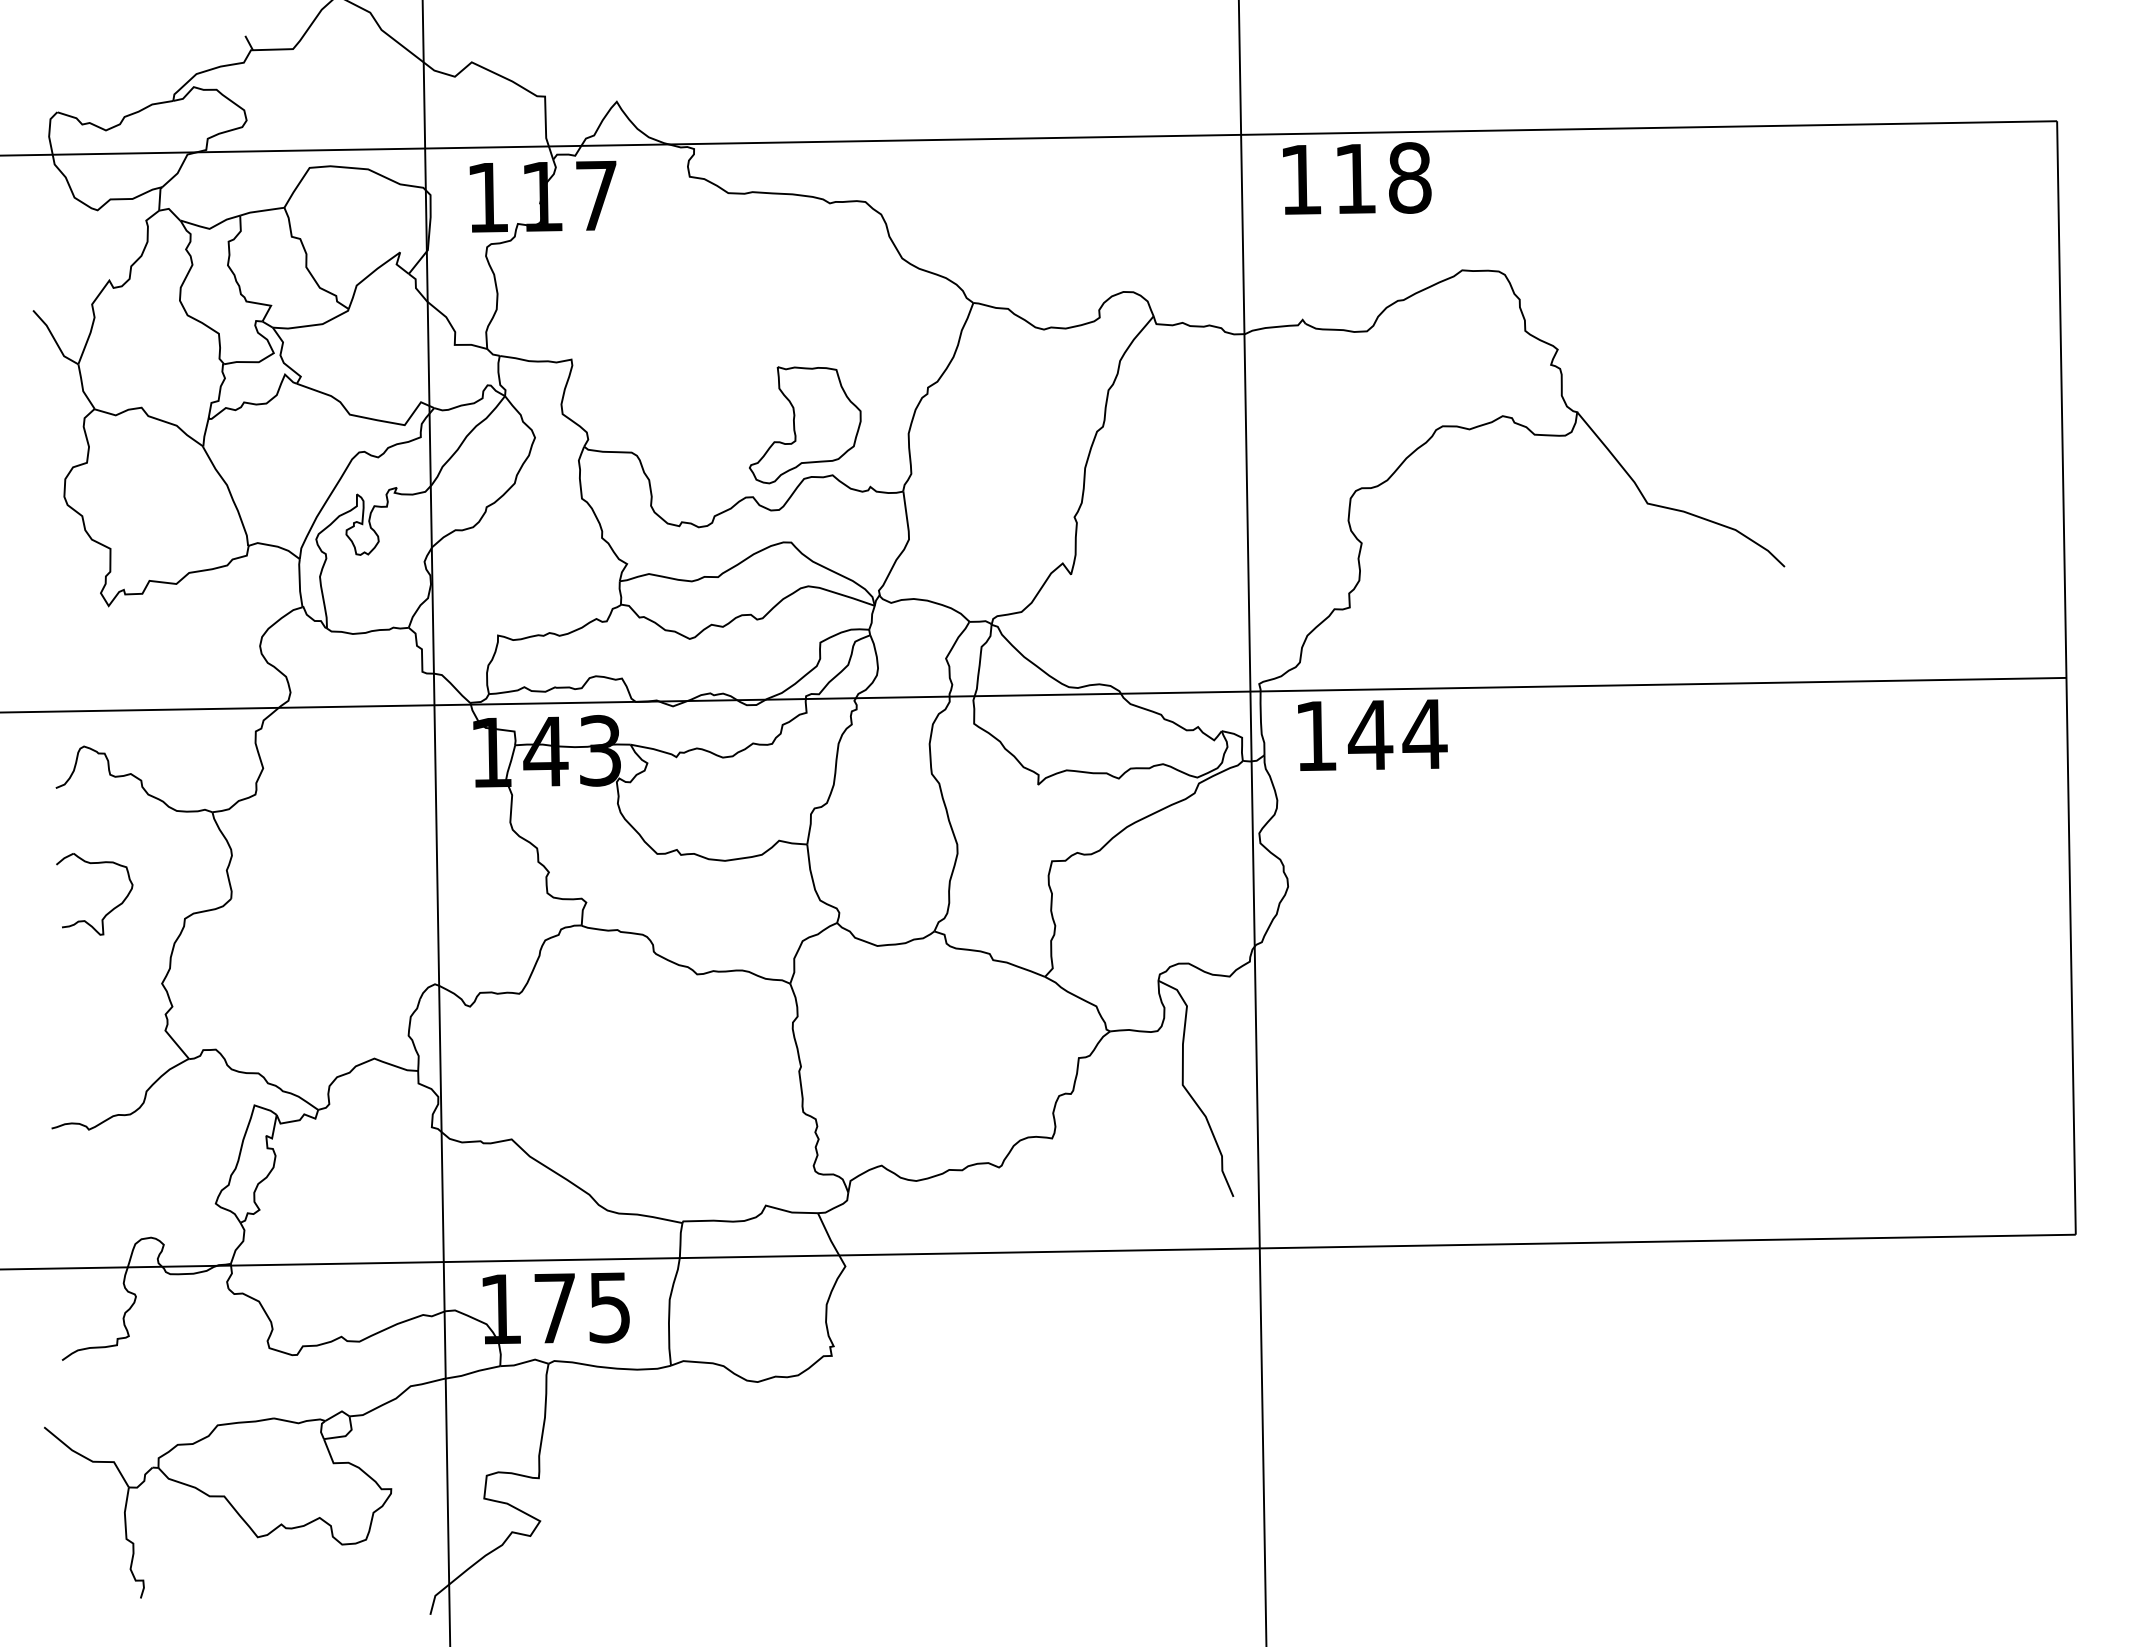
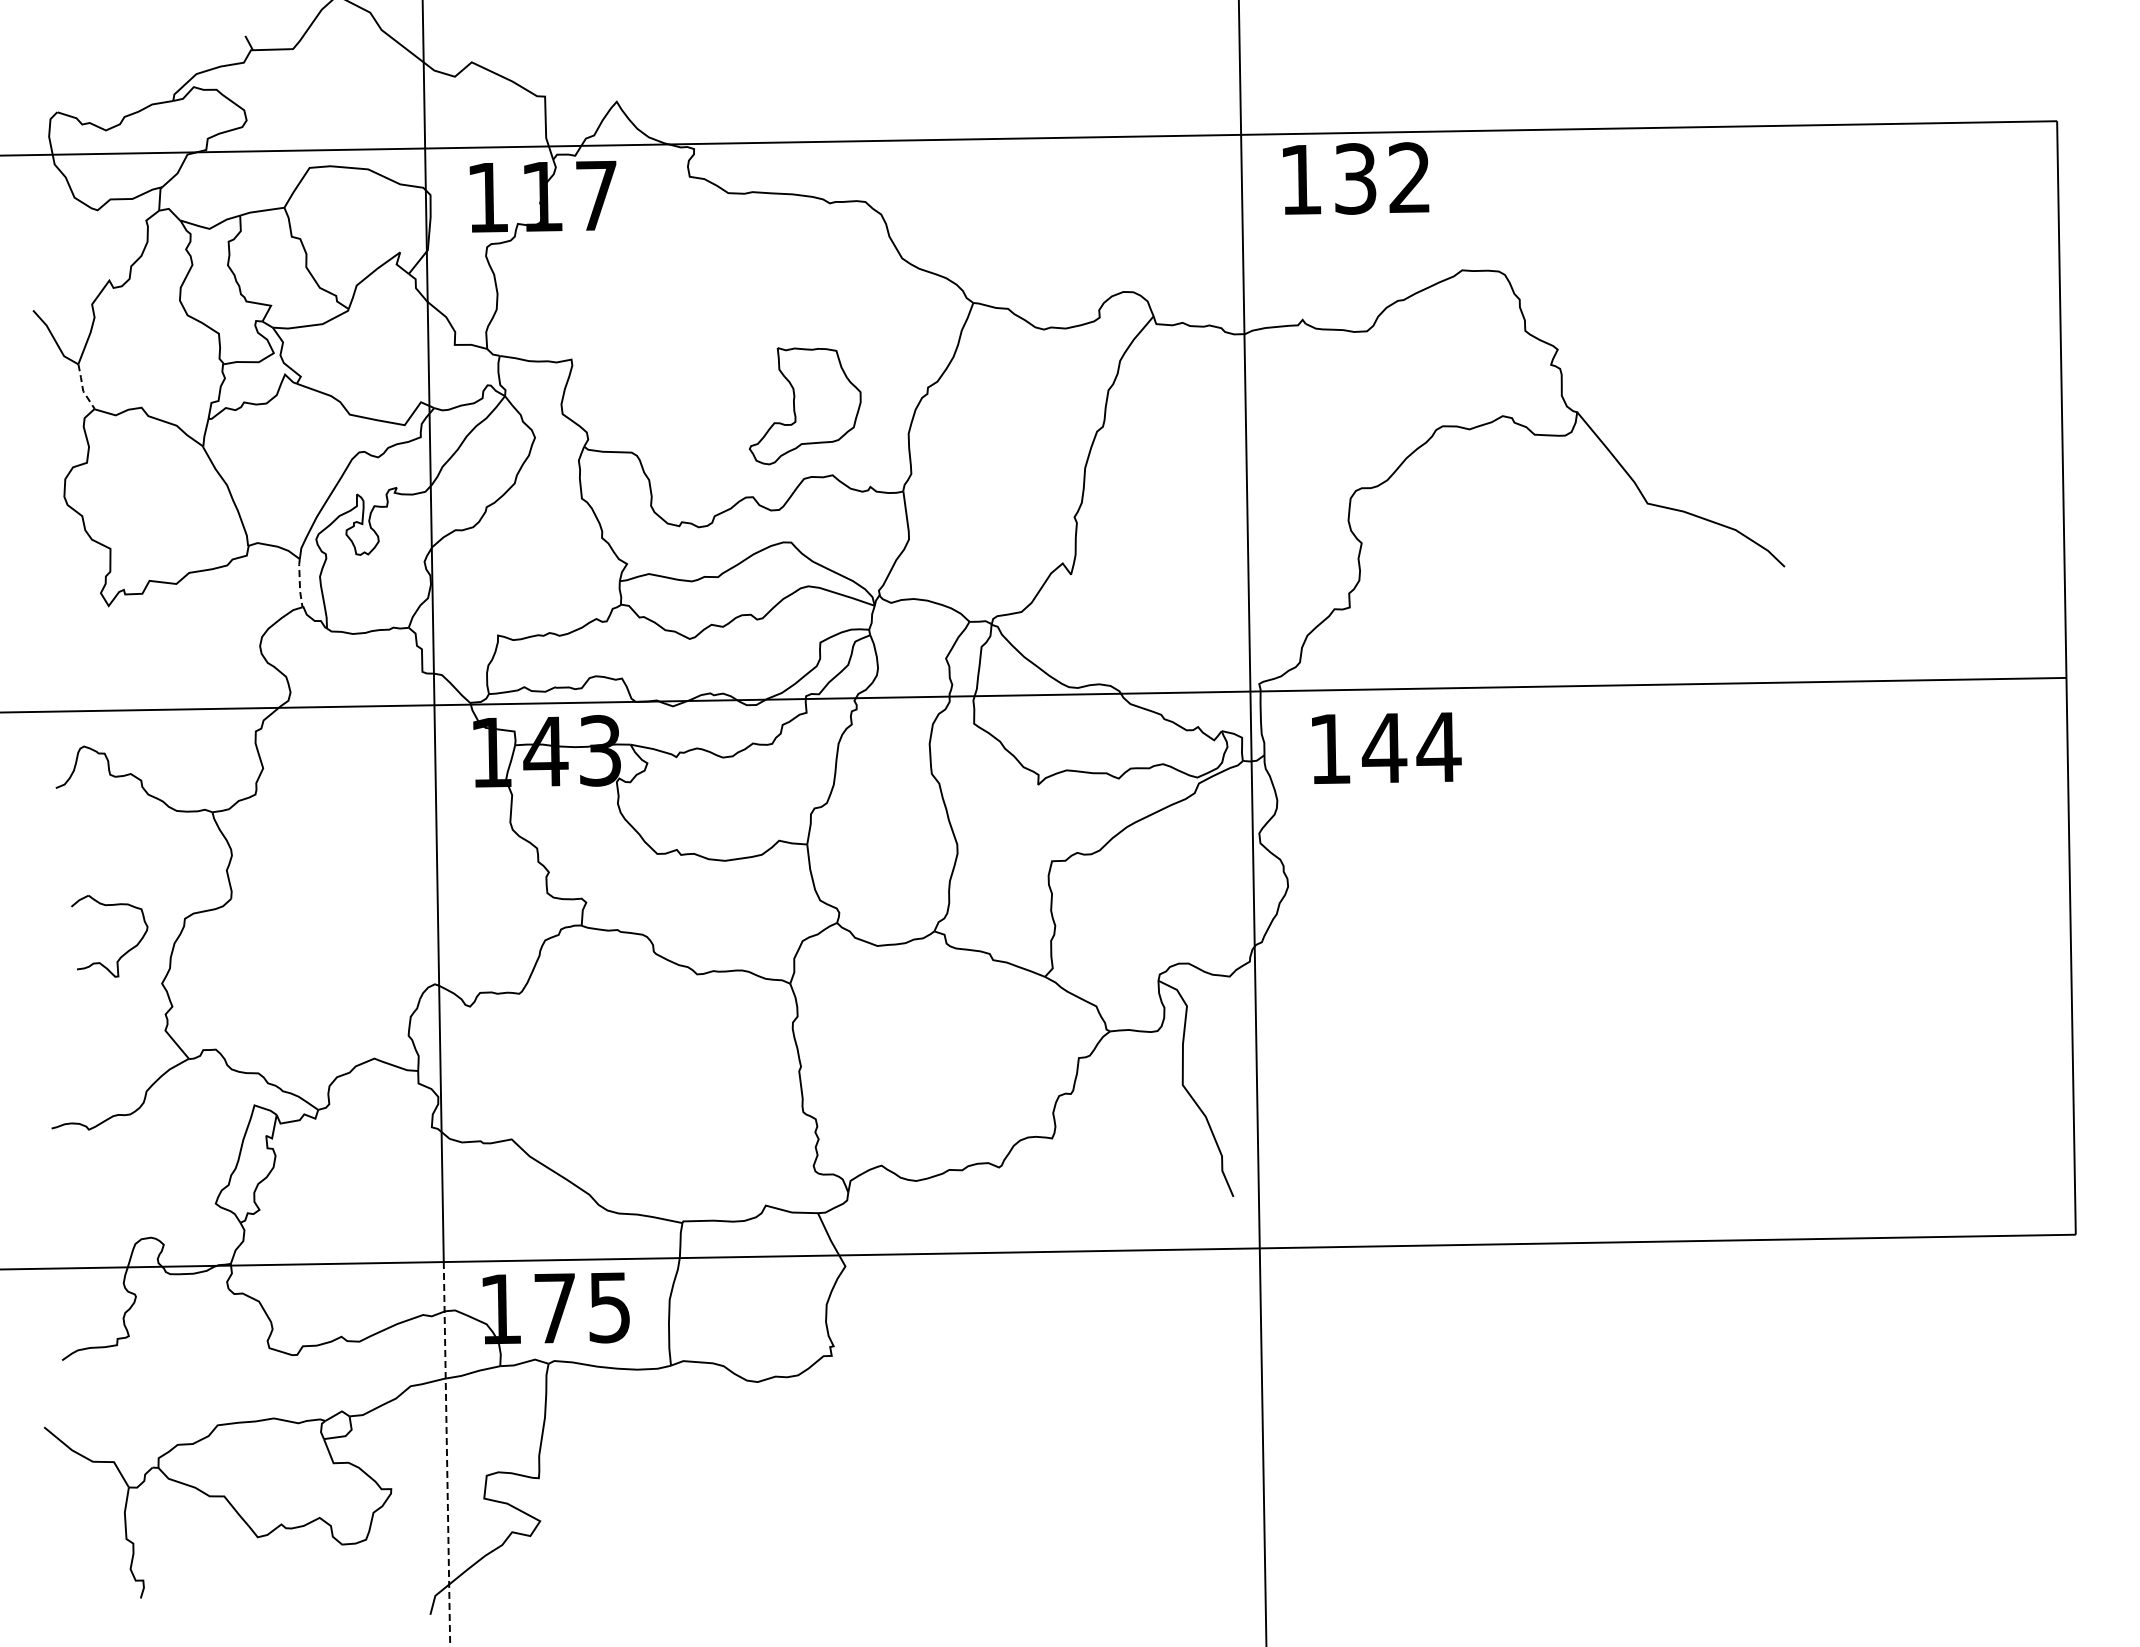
text: 118 -> 132 (1383, 178)
line: solid -> dashed (82, 388)
part position: (805, 425) -> (805, 406) (805, 406)
line: solid -> dashed (299, 583)
text position: (1372, 734) -> (1386, 747) (1386, 747)
part position: (107, 912) -> (122, 954) (122, 954)
line: solid -> dashed (447, 1454)
